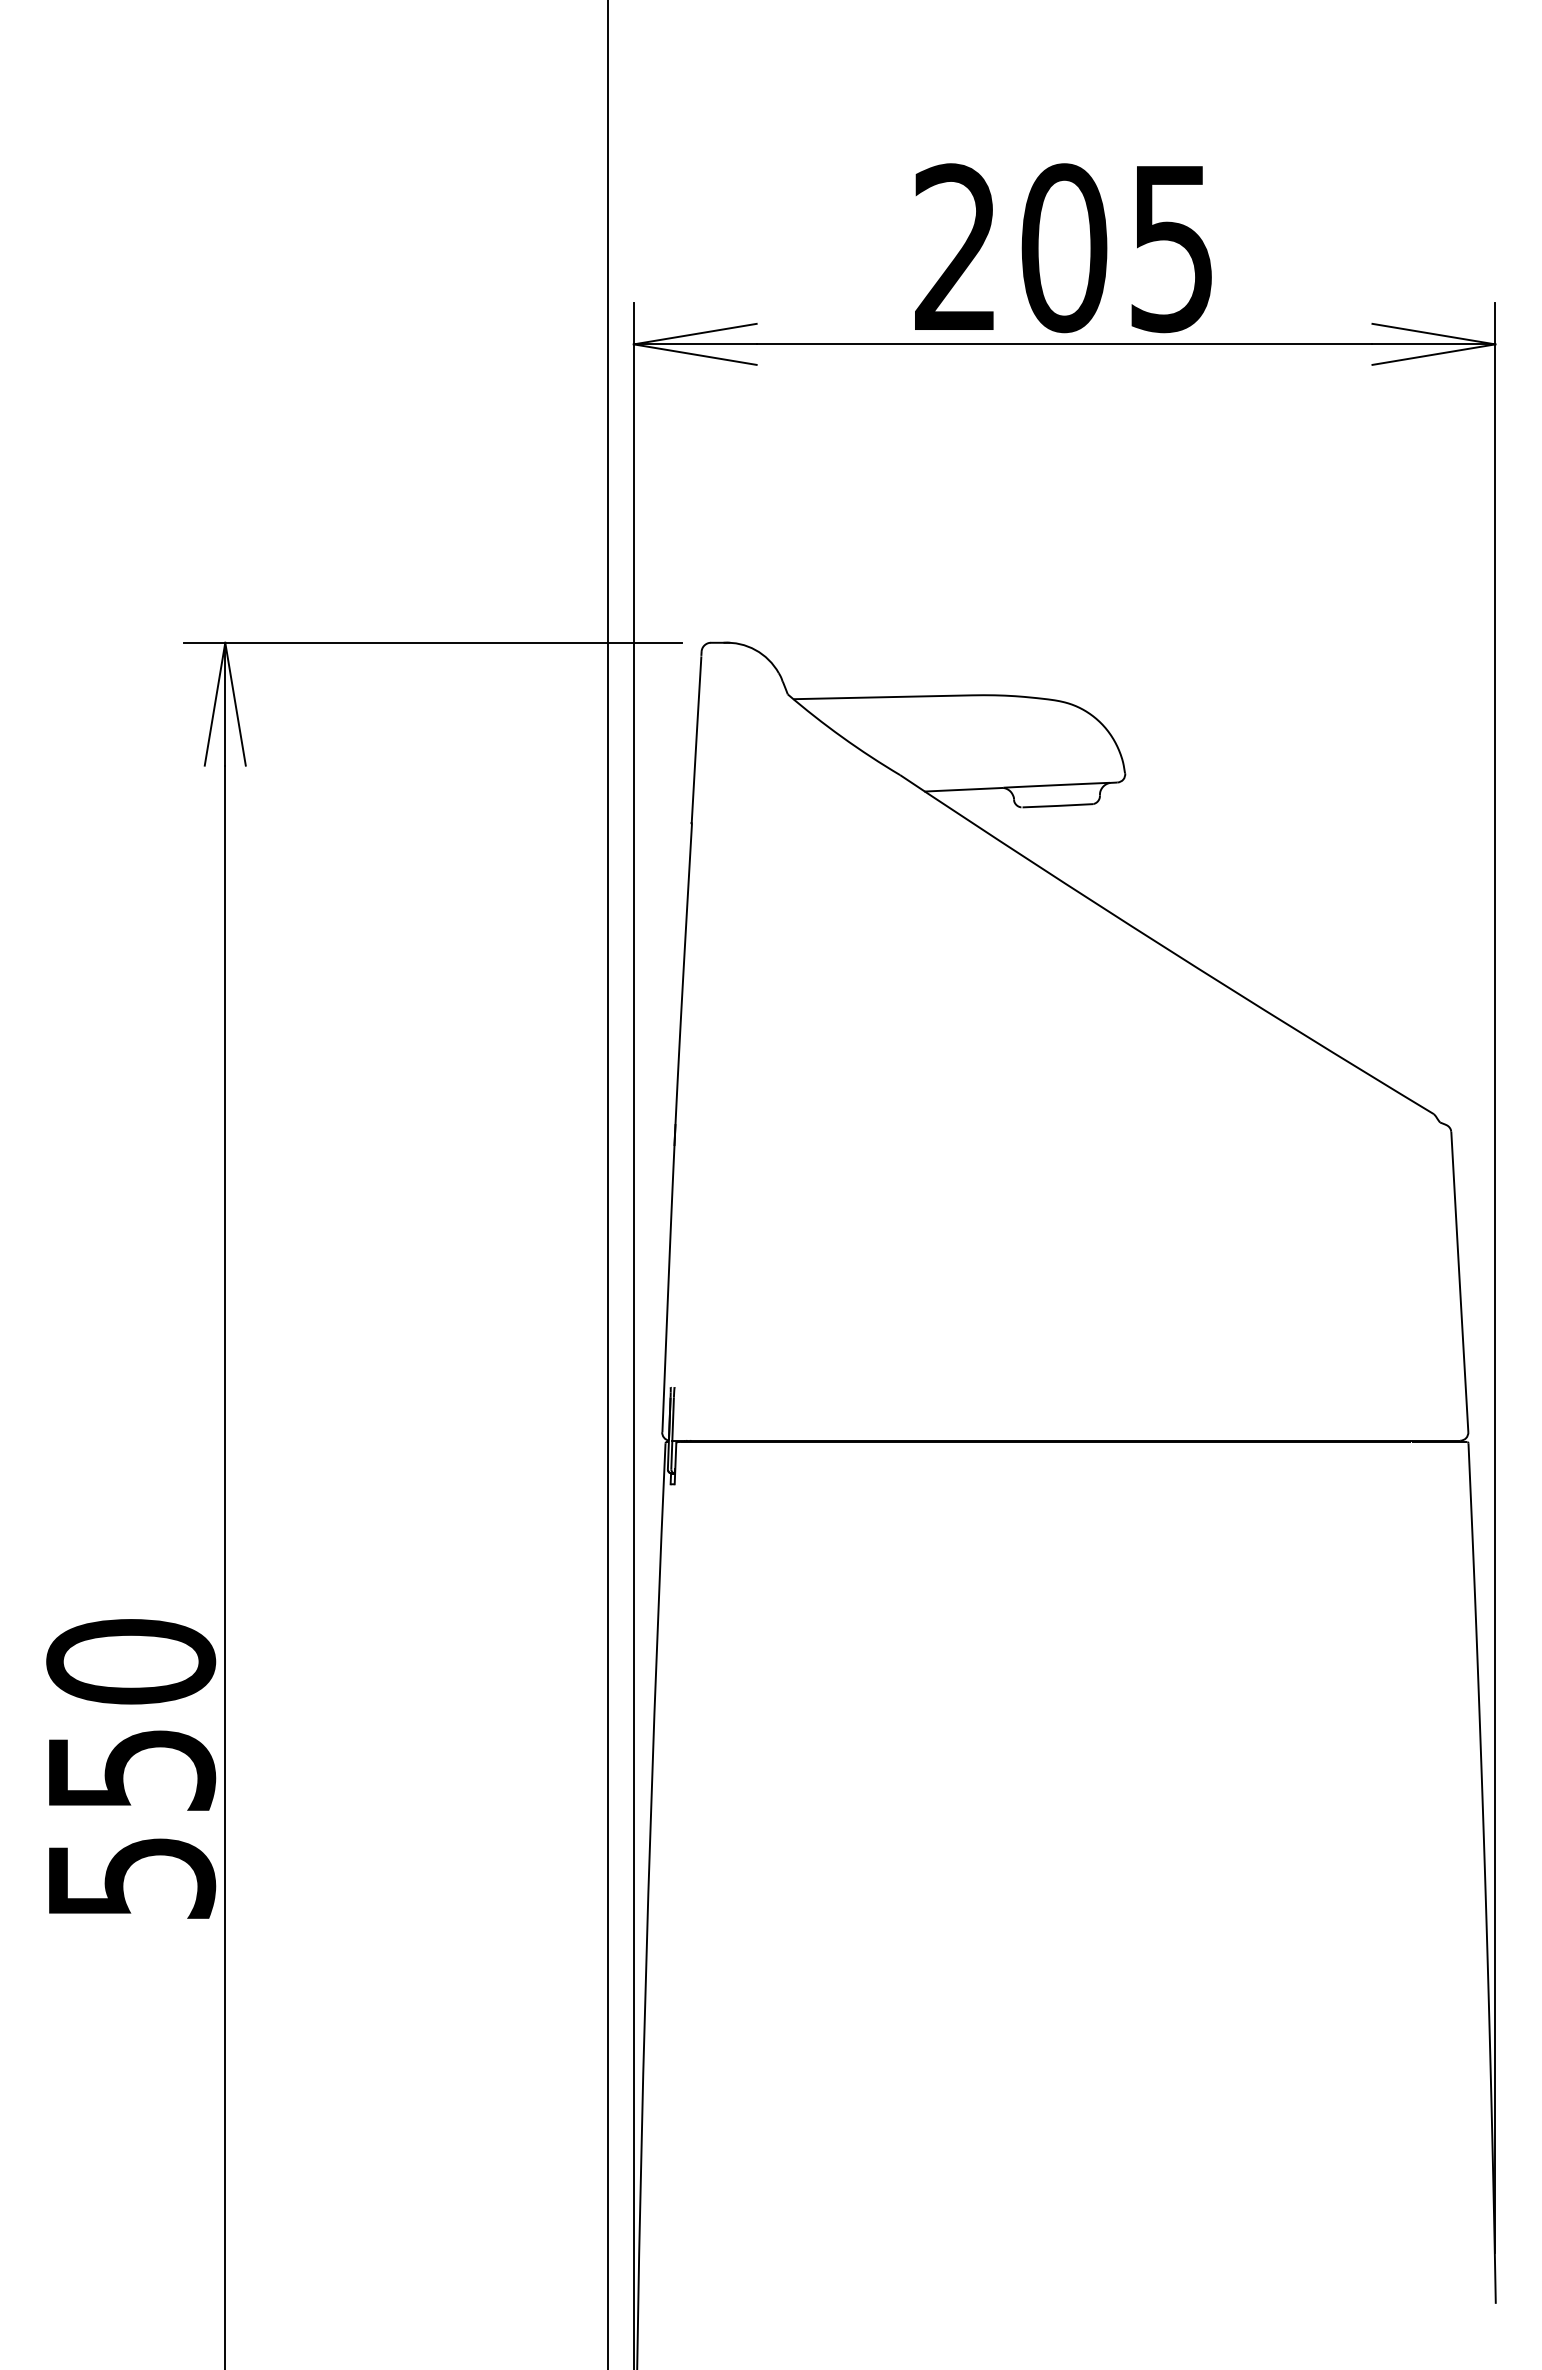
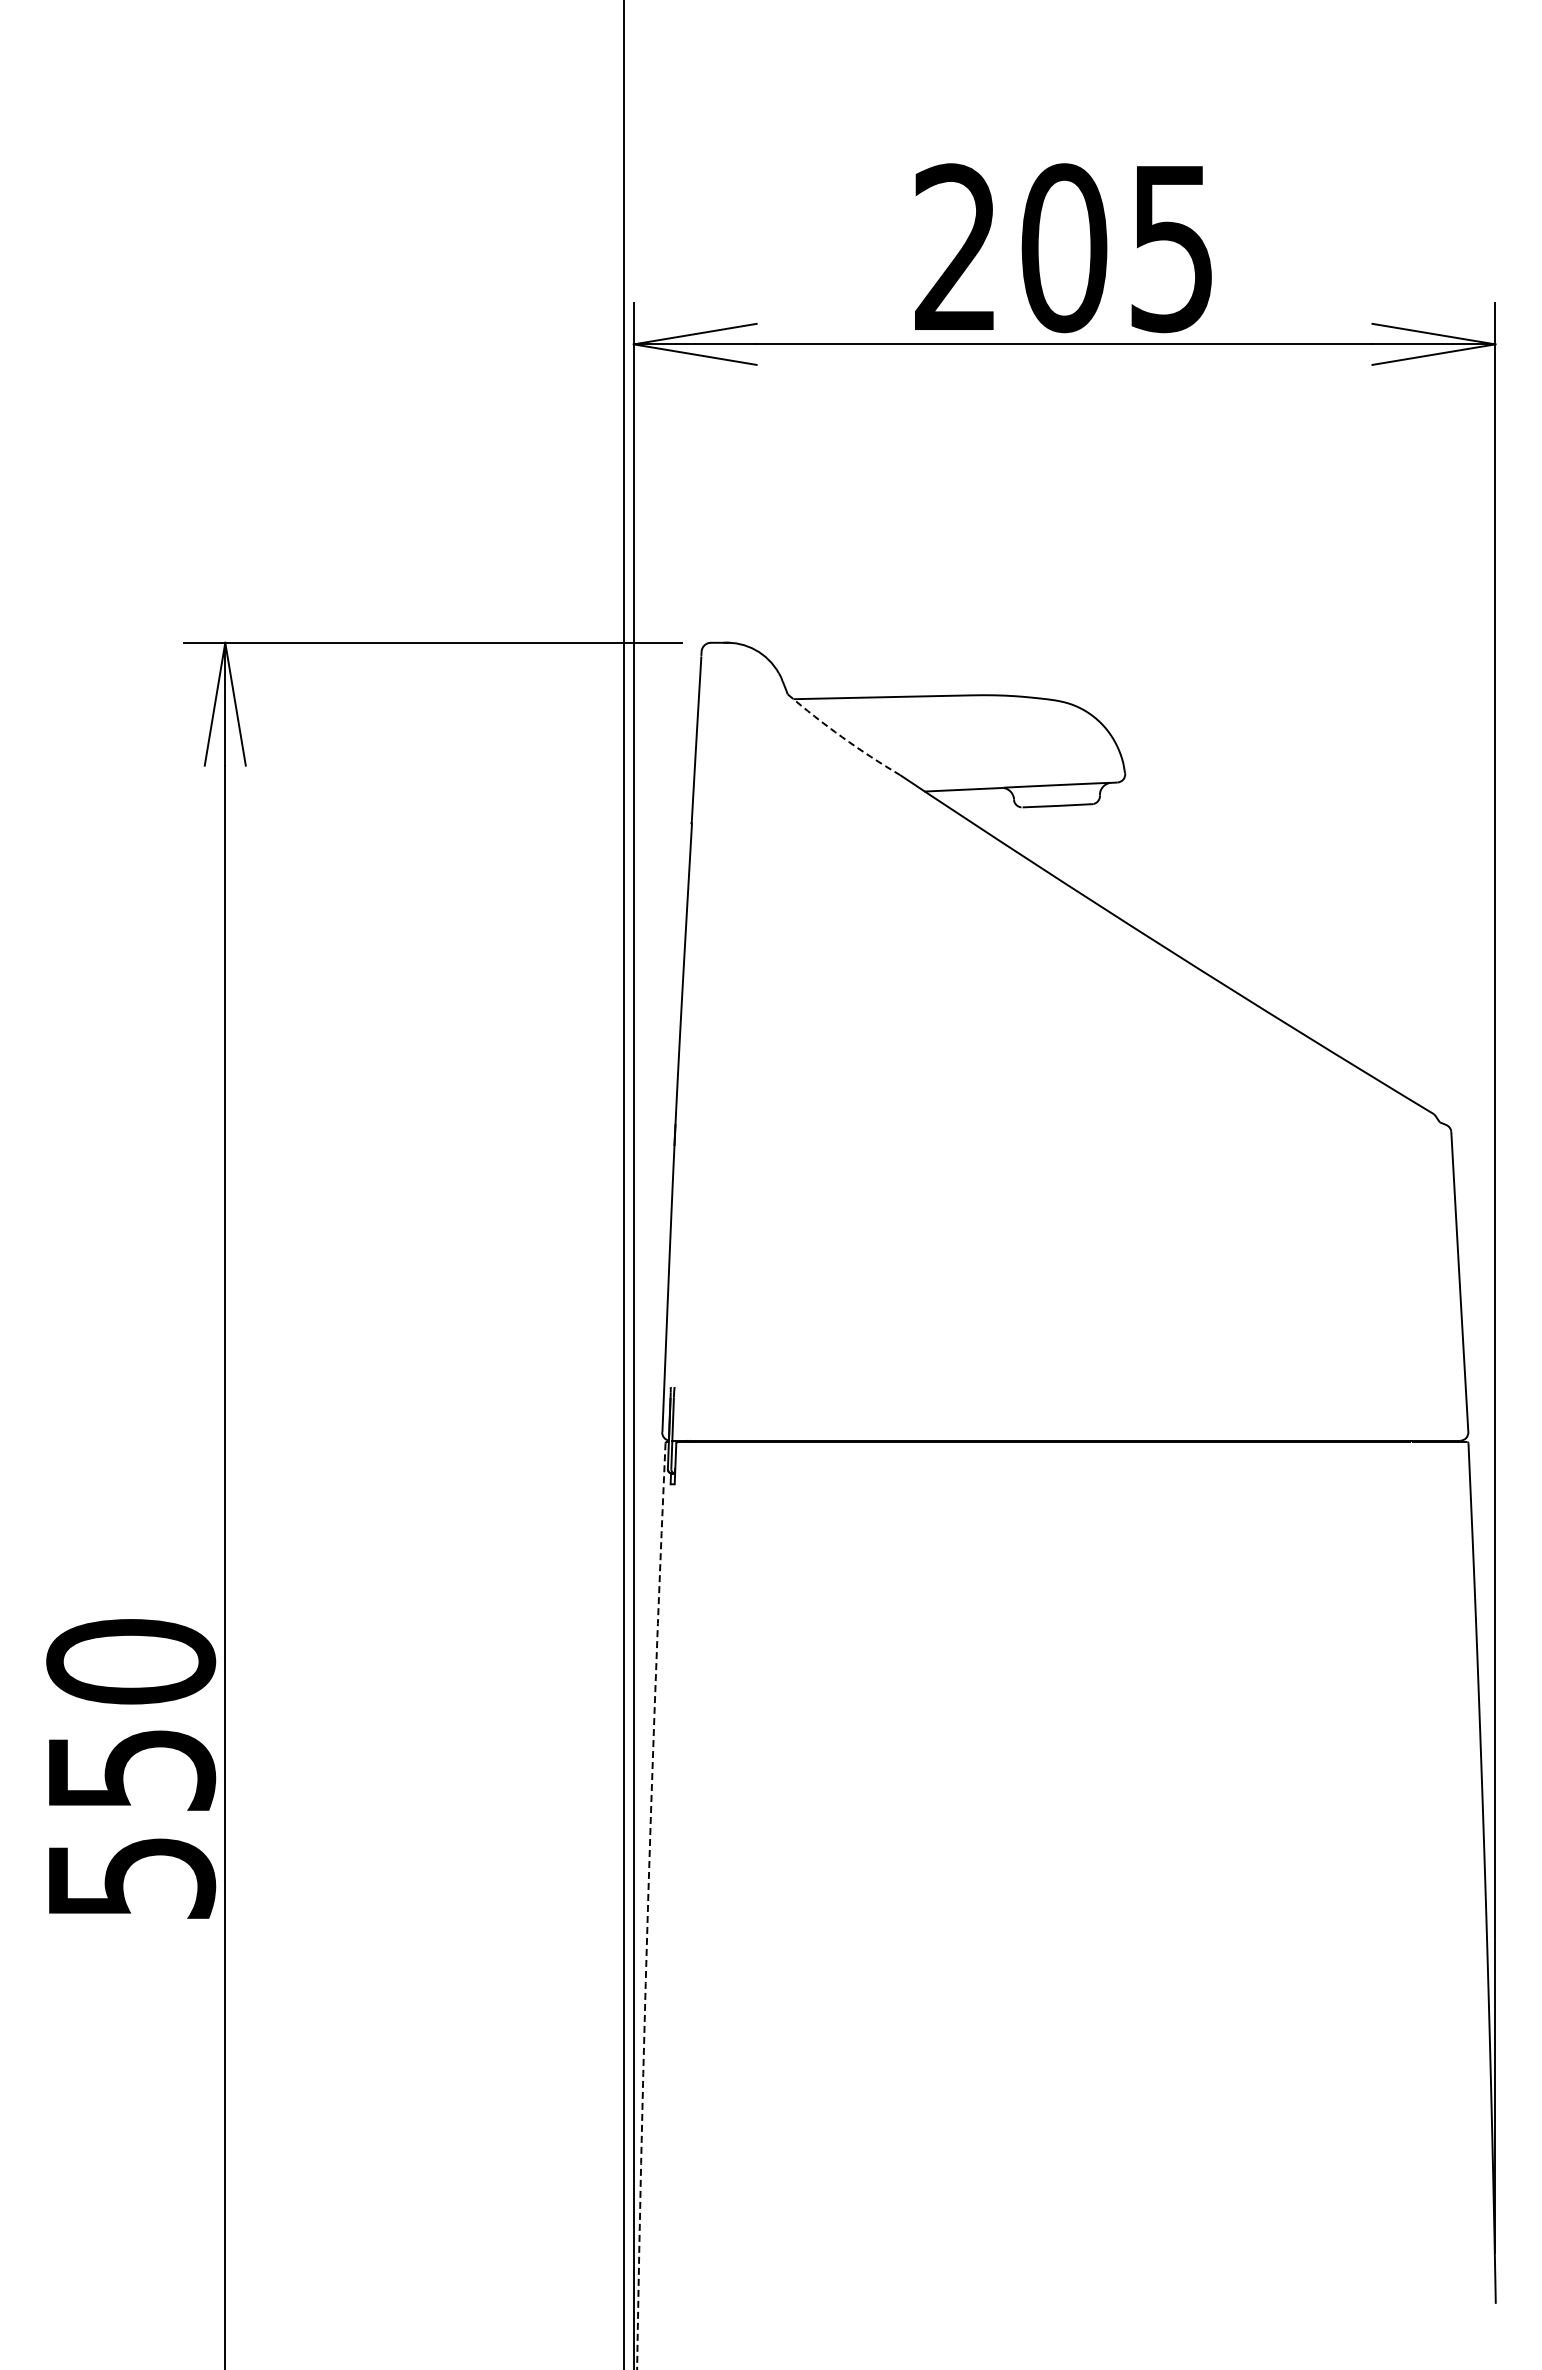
arc: solid -> dashed (842, 737)
line position: (608, 1184) -> (624, 1184) (624, 1184)
arc: solid -> dashed (648, 1906)
